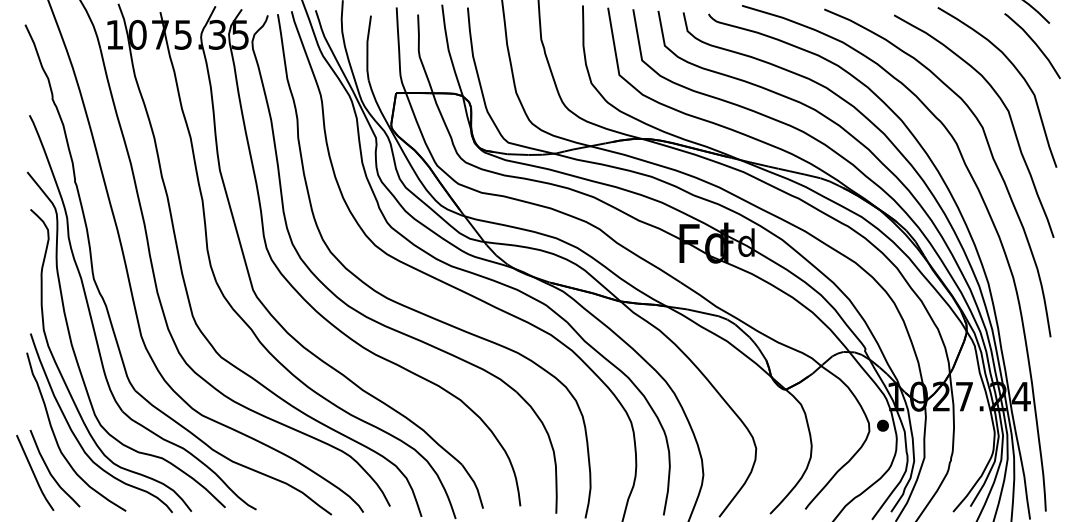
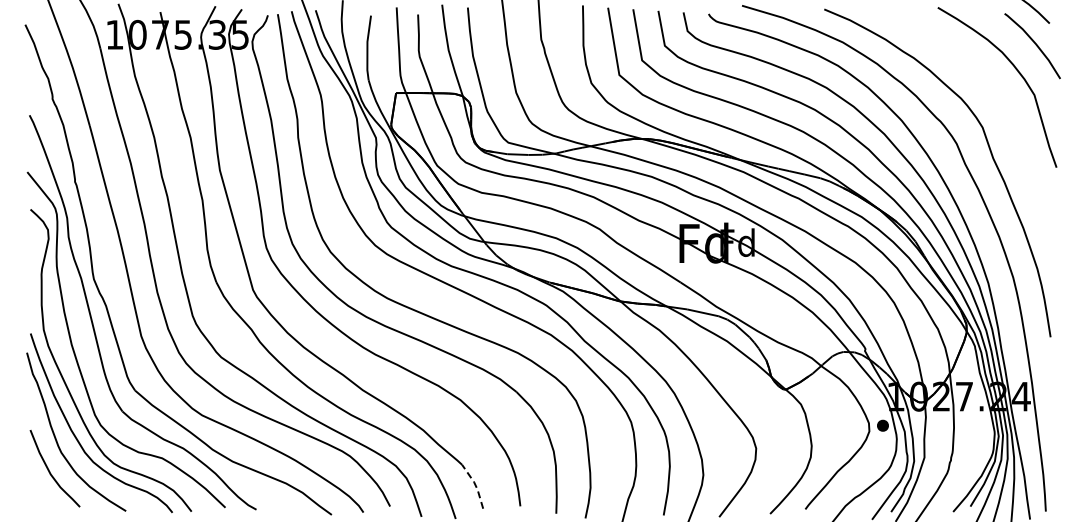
curve: present -> none (1003, 105)
line: present -> none (34, 472)
line: solid -> dashed (475, 484)
